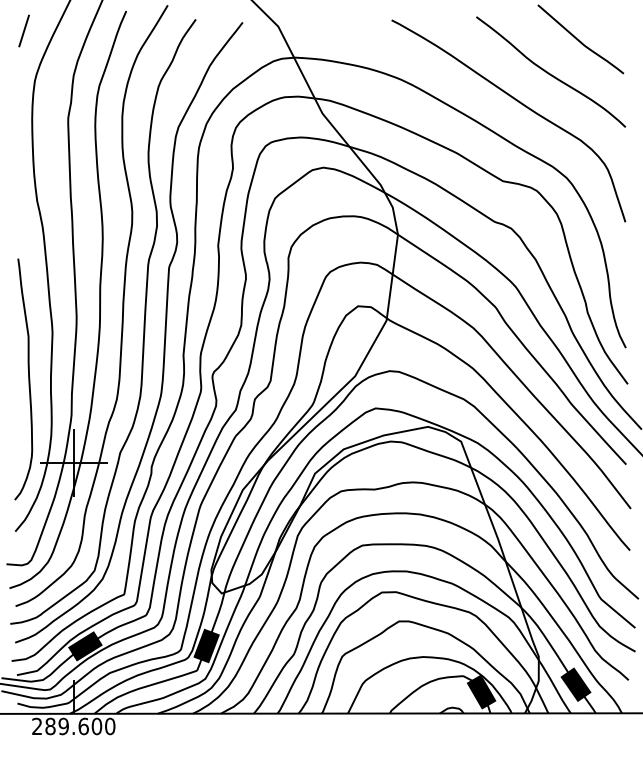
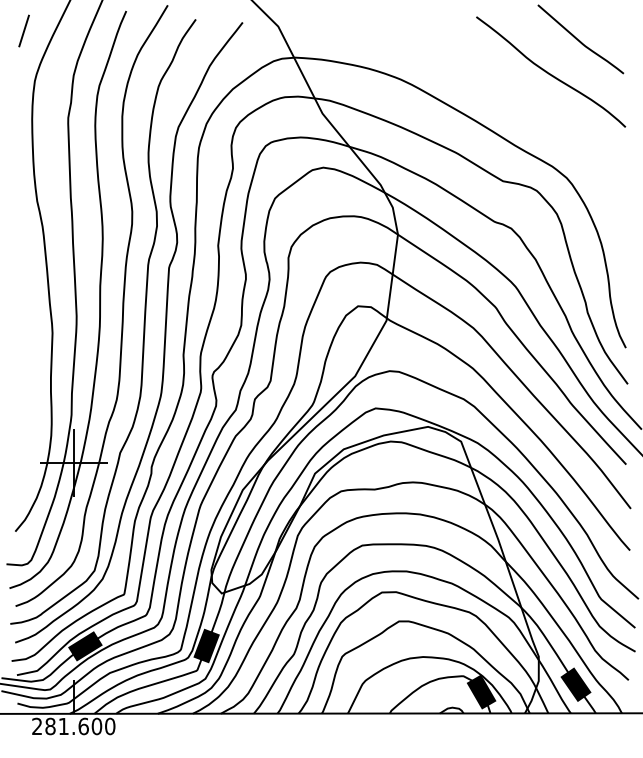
curve: present -> none (519, 103)
curve: present -> none (28, 379)
text: 289.600 -> 281.600 (63, 726)
